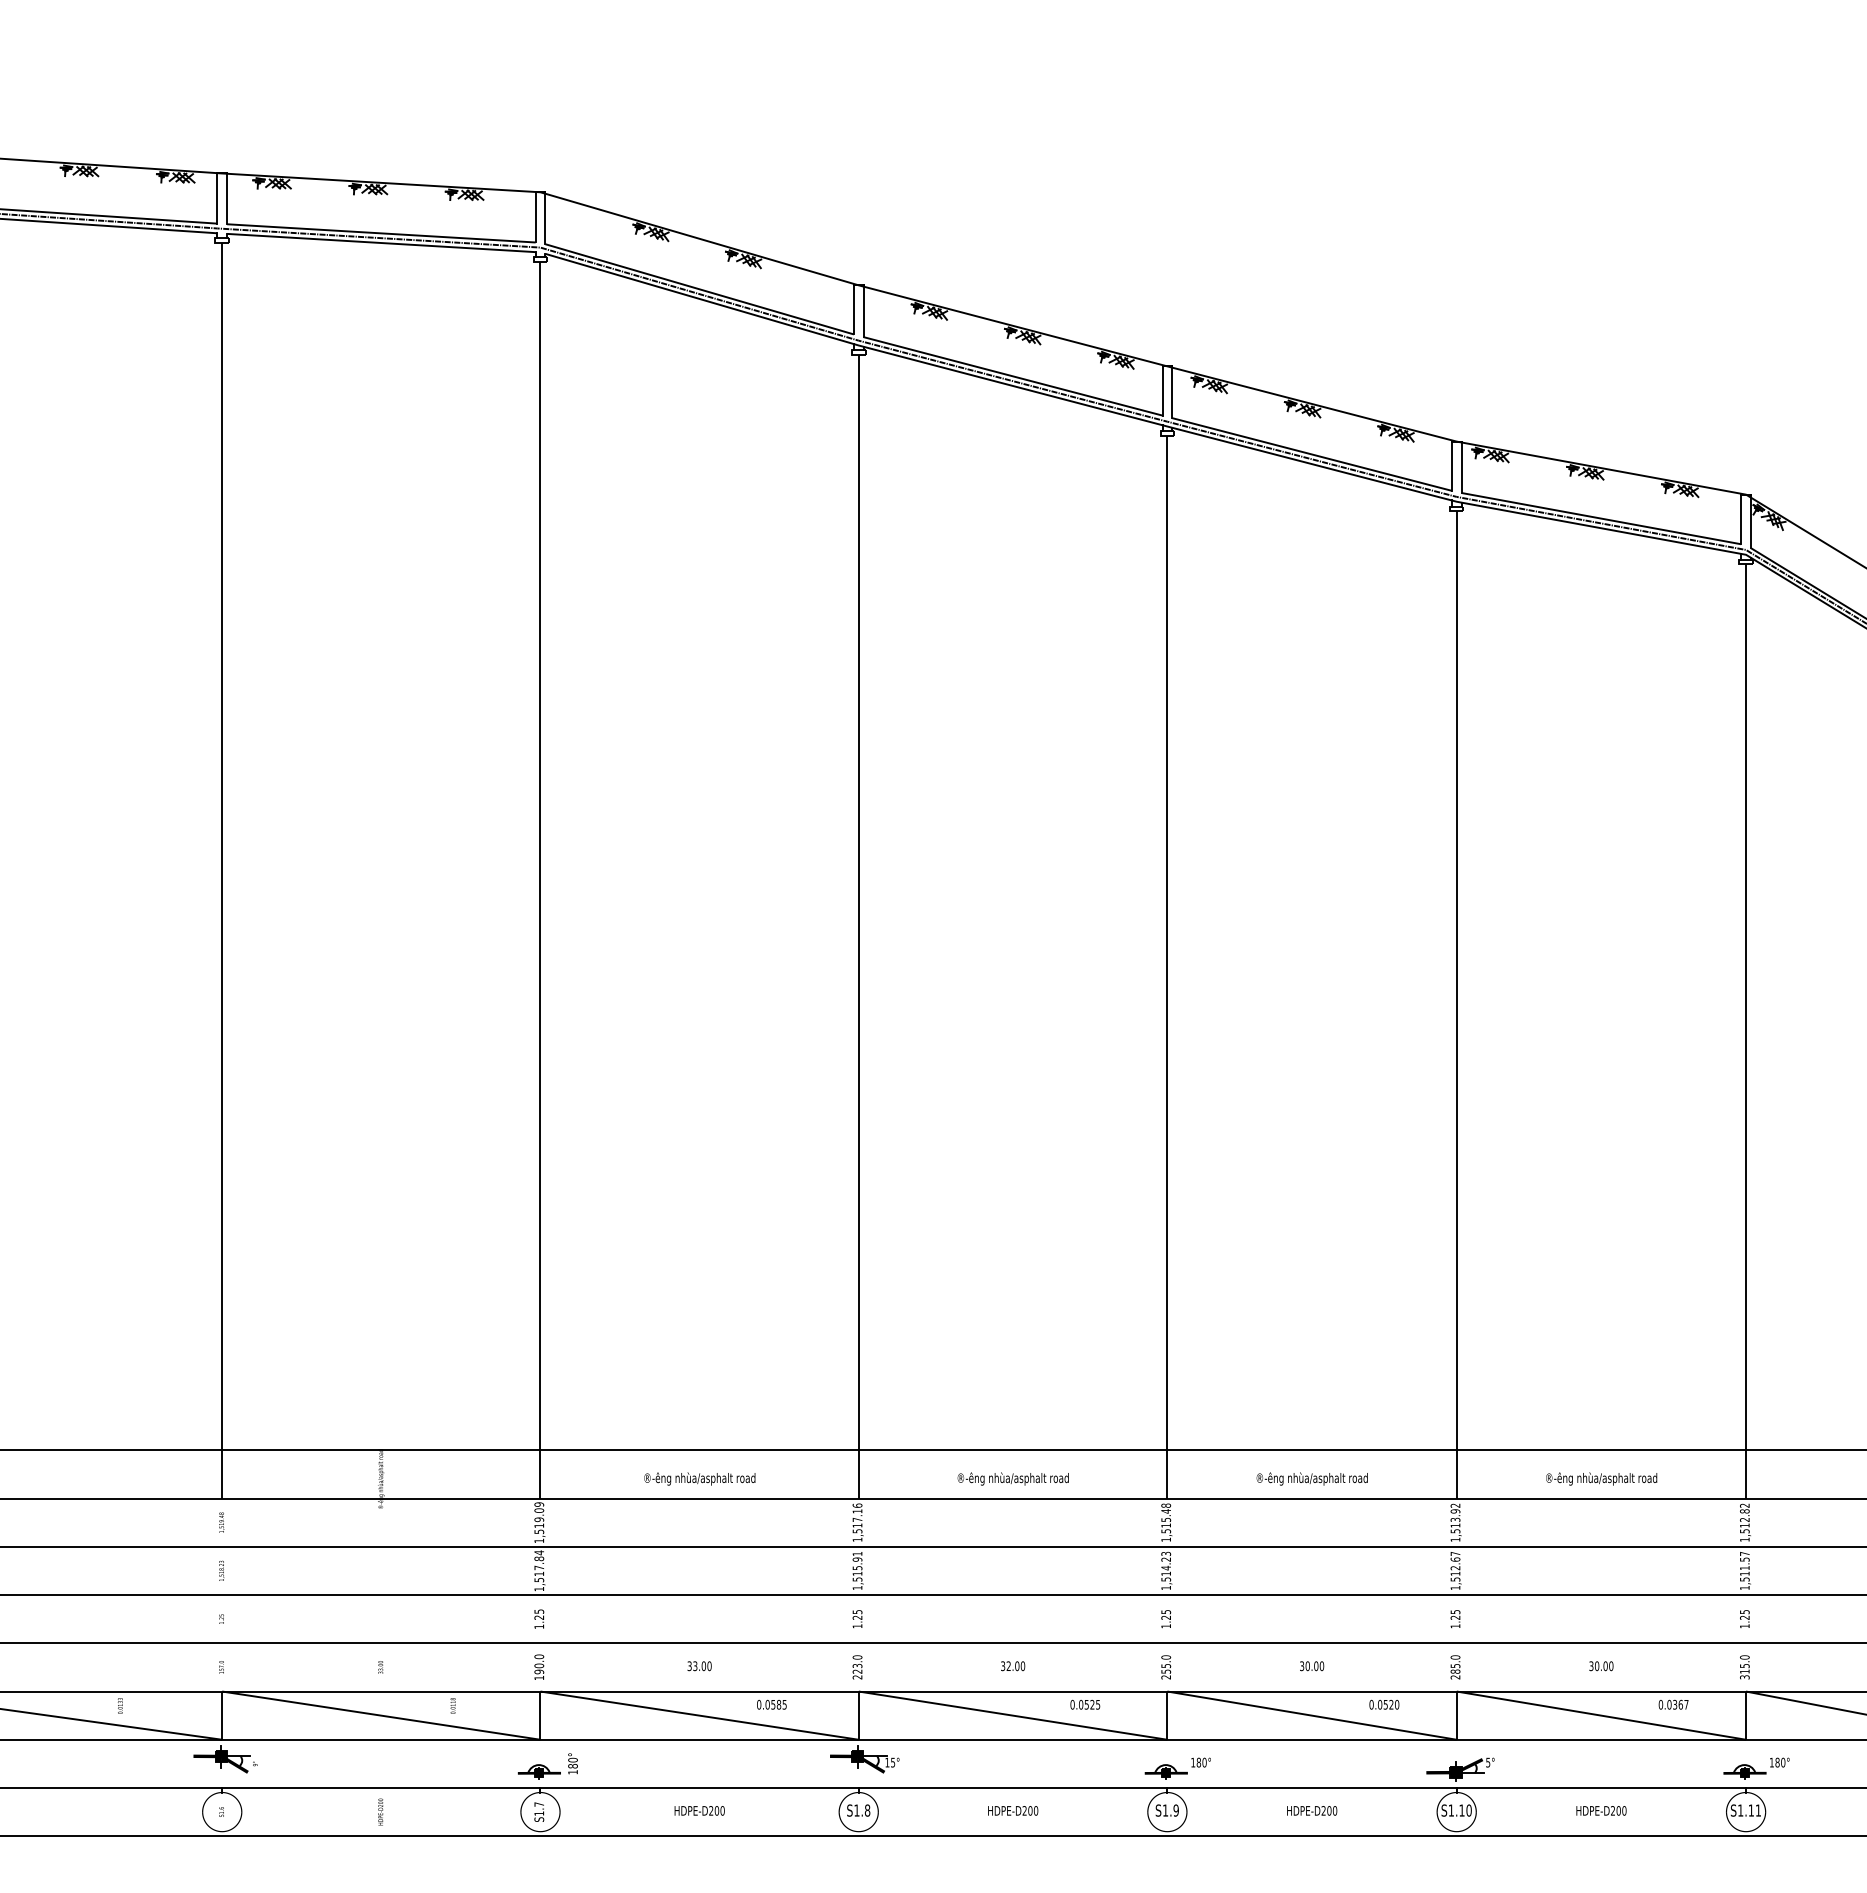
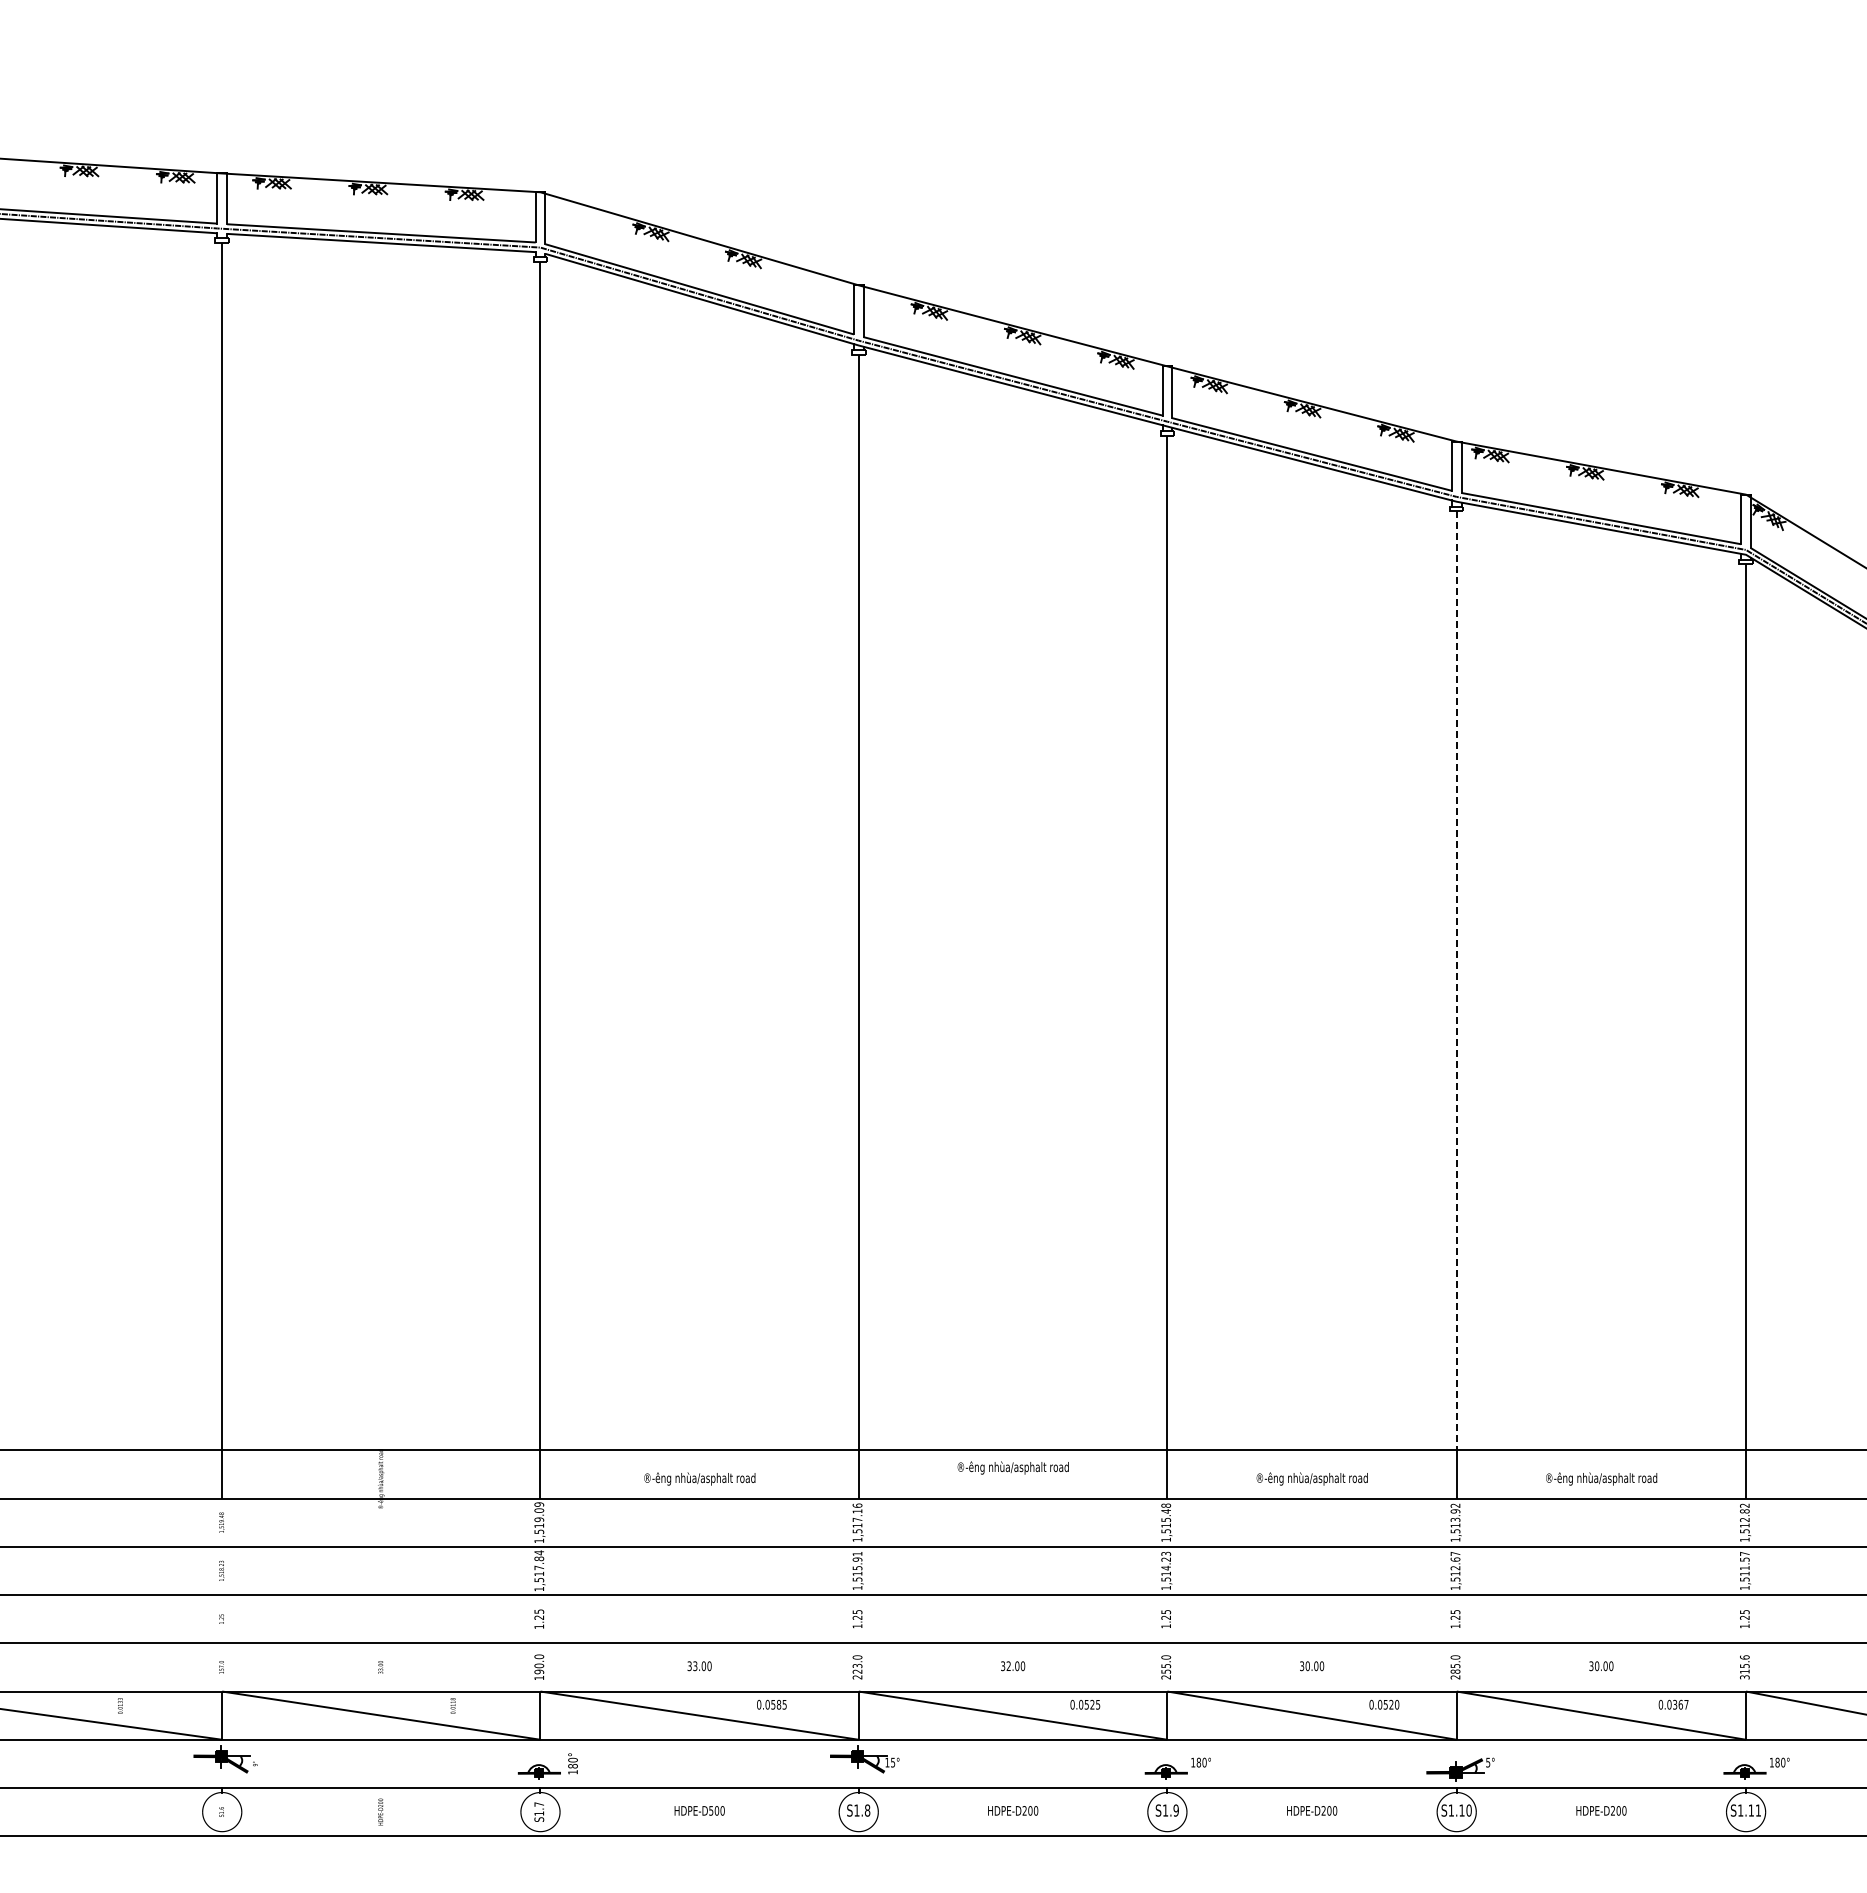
line: solid -> dashed (1456, 980)
text position: (1012, 1478) -> (1012, 1467) (1012, 1467)
text: 315.0 -> 315.6 (1744, 1657)
text: HDPE-D200 -> HDPE-D500 (711, 1810)
